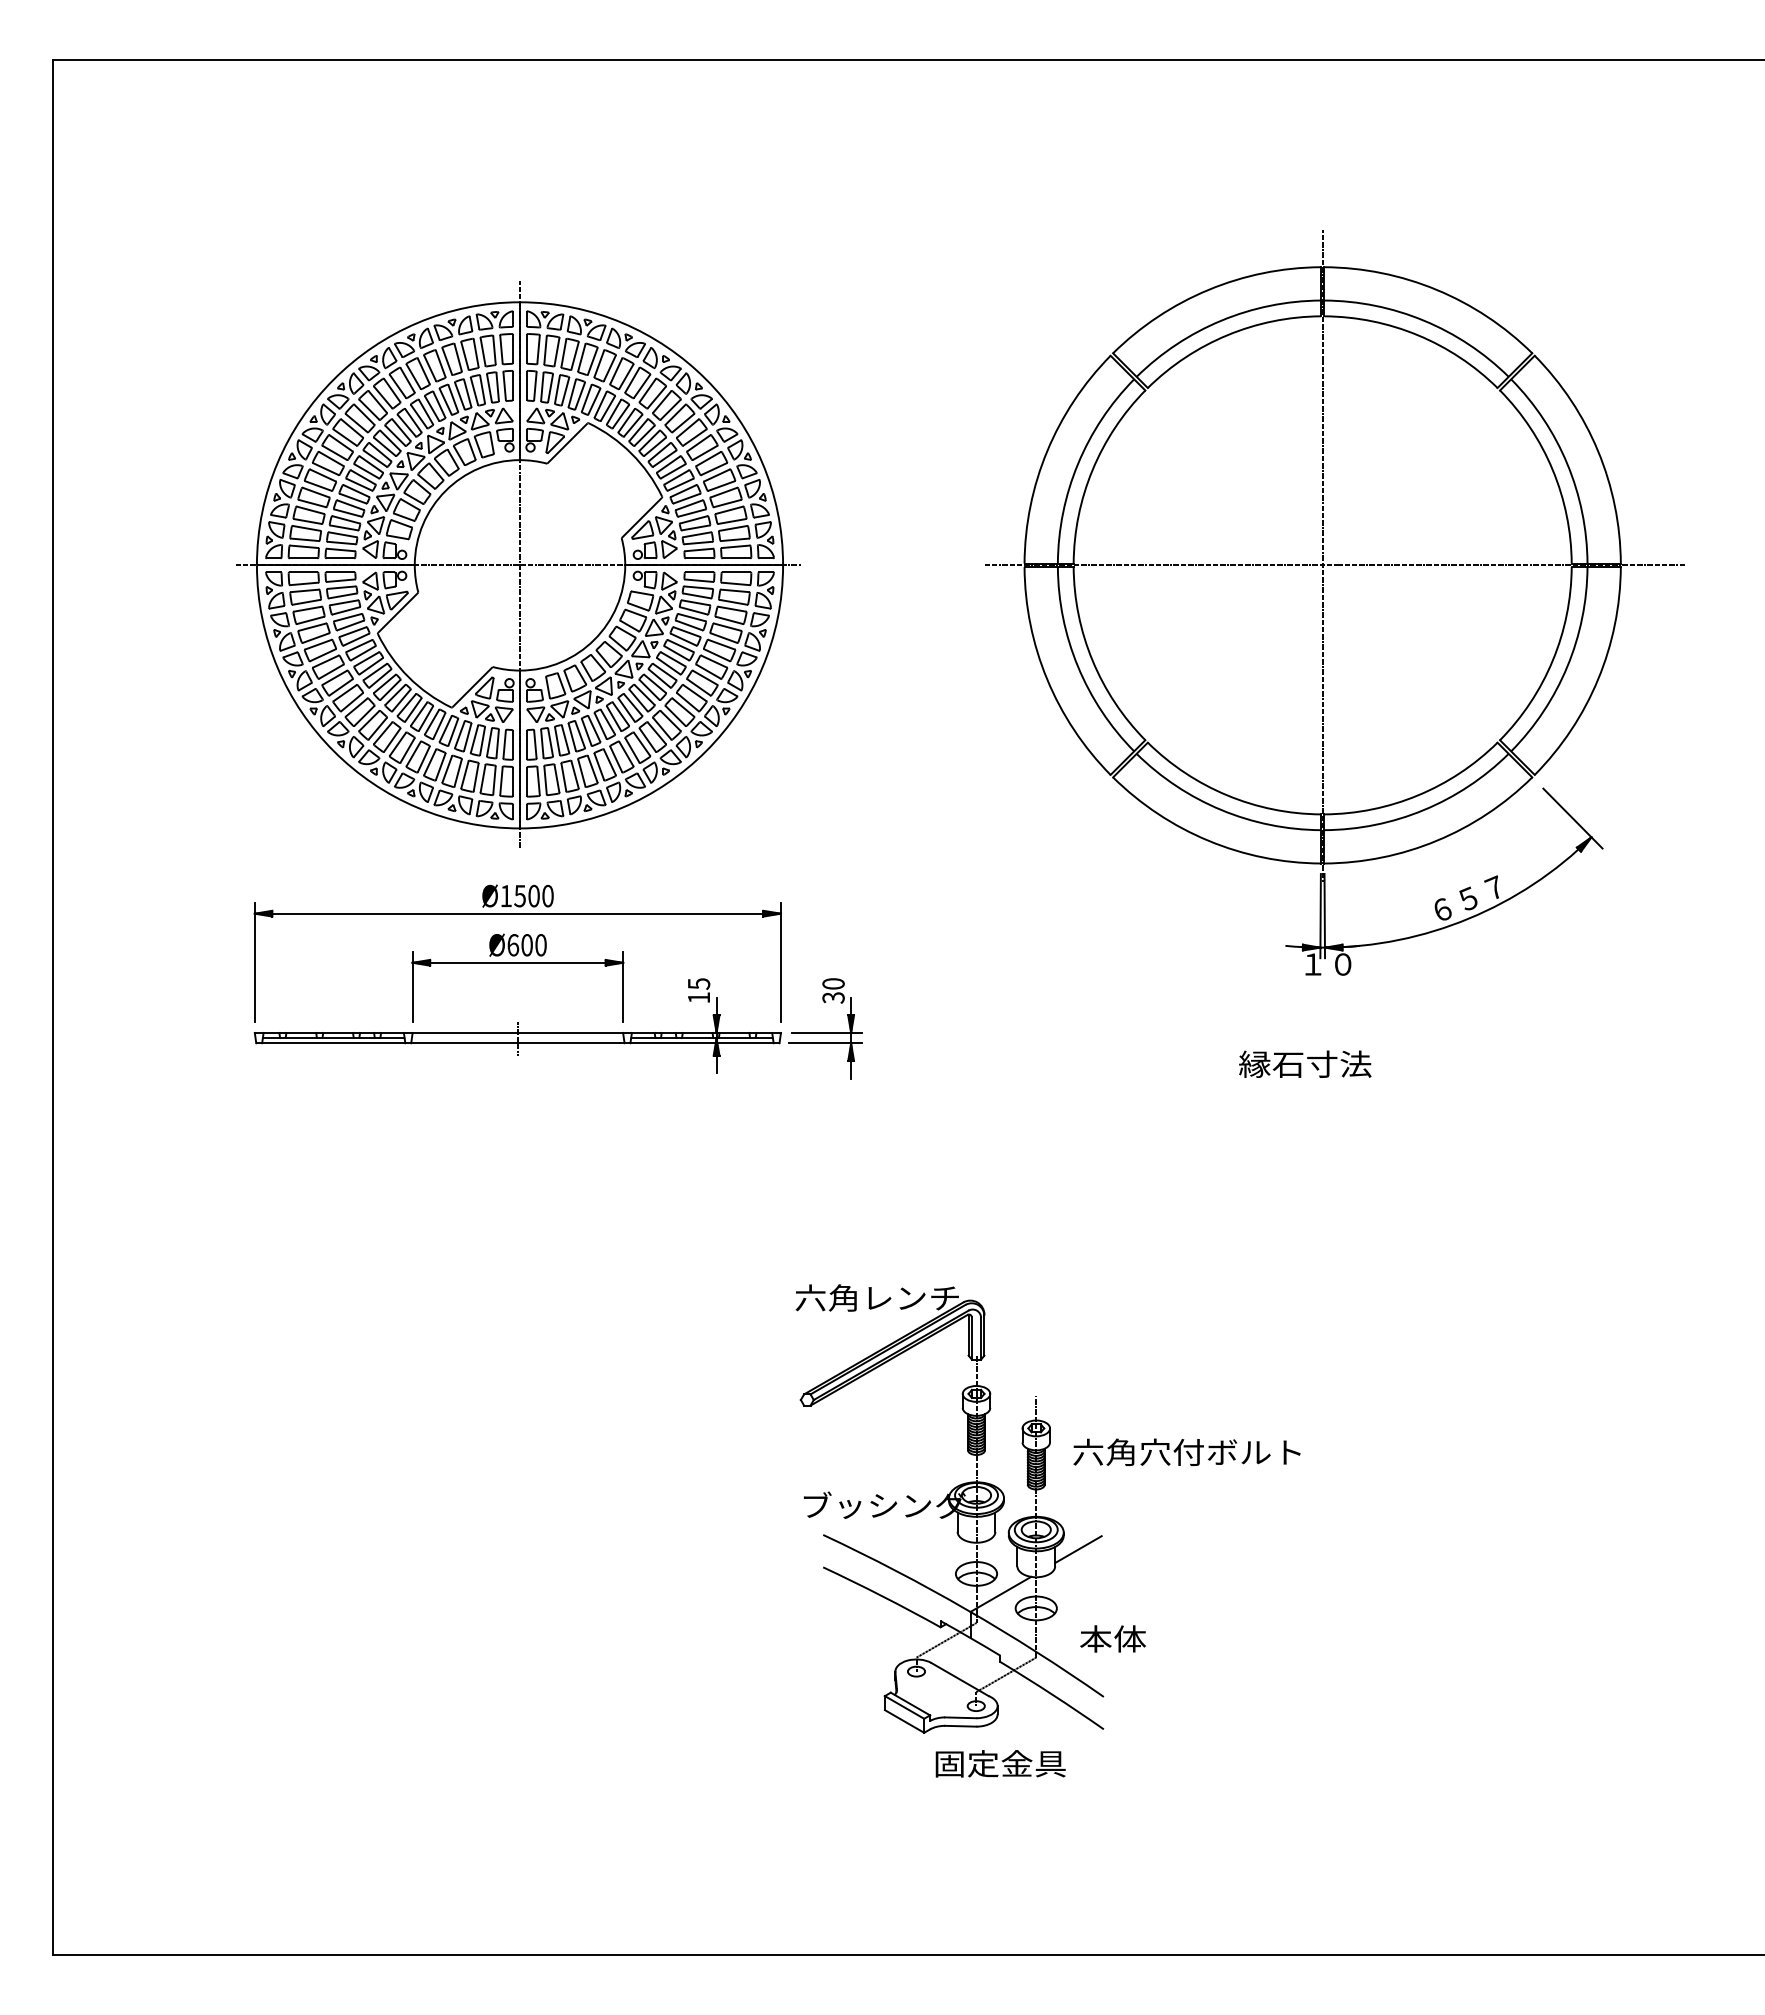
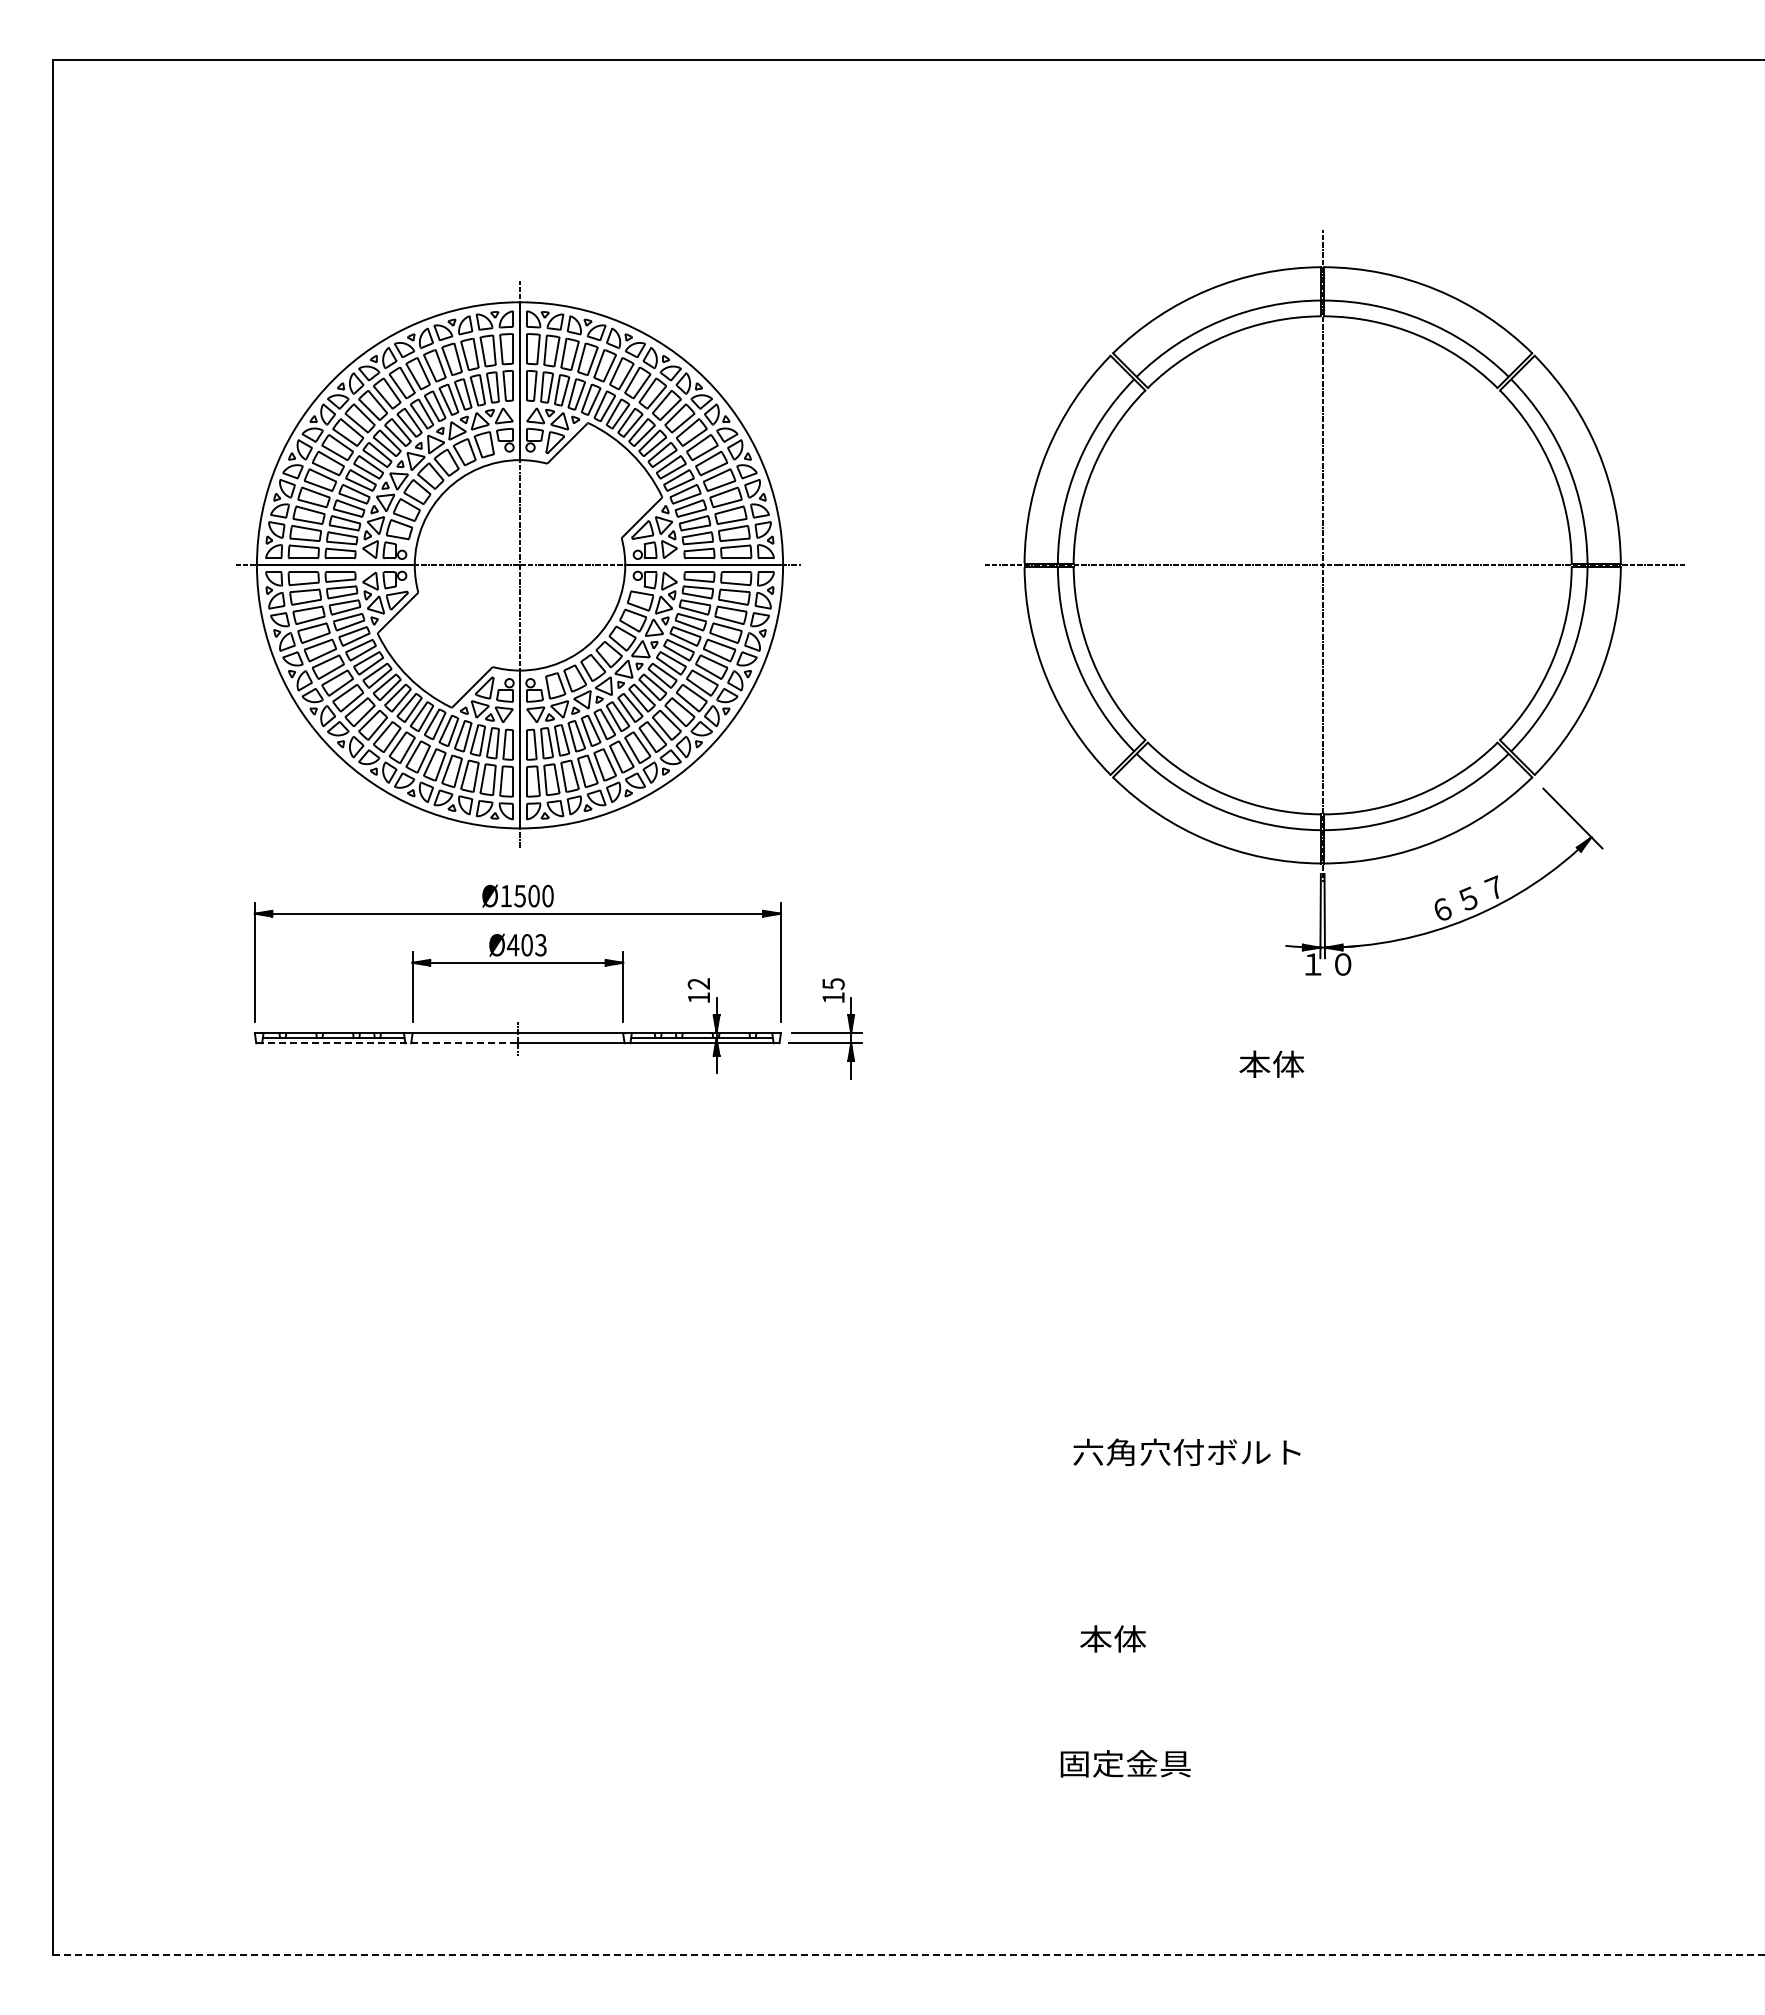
text: Ø600 -> Ø403 (526, 945)
text: 15 -> 12 (698, 983)
text: 30 -> 15 (833, 990)
line: solid -> dashed (387, 1043)
text: 縁石寸法 -> 本体 (1305, 1063)
part: present -> none (949, 1508)
text position: (1000, 1763) -> (1125, 1763) (1125, 1763)
line: solid -> dashed (908, 1954)
